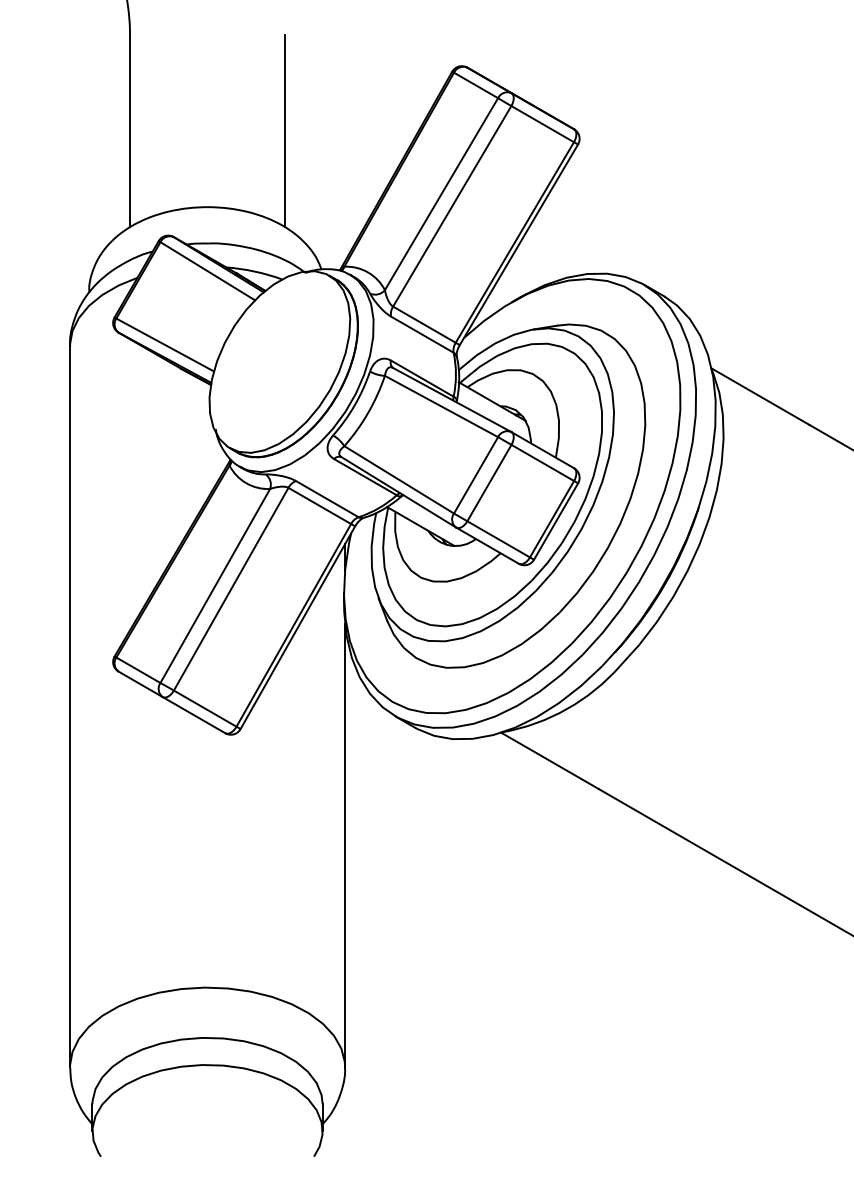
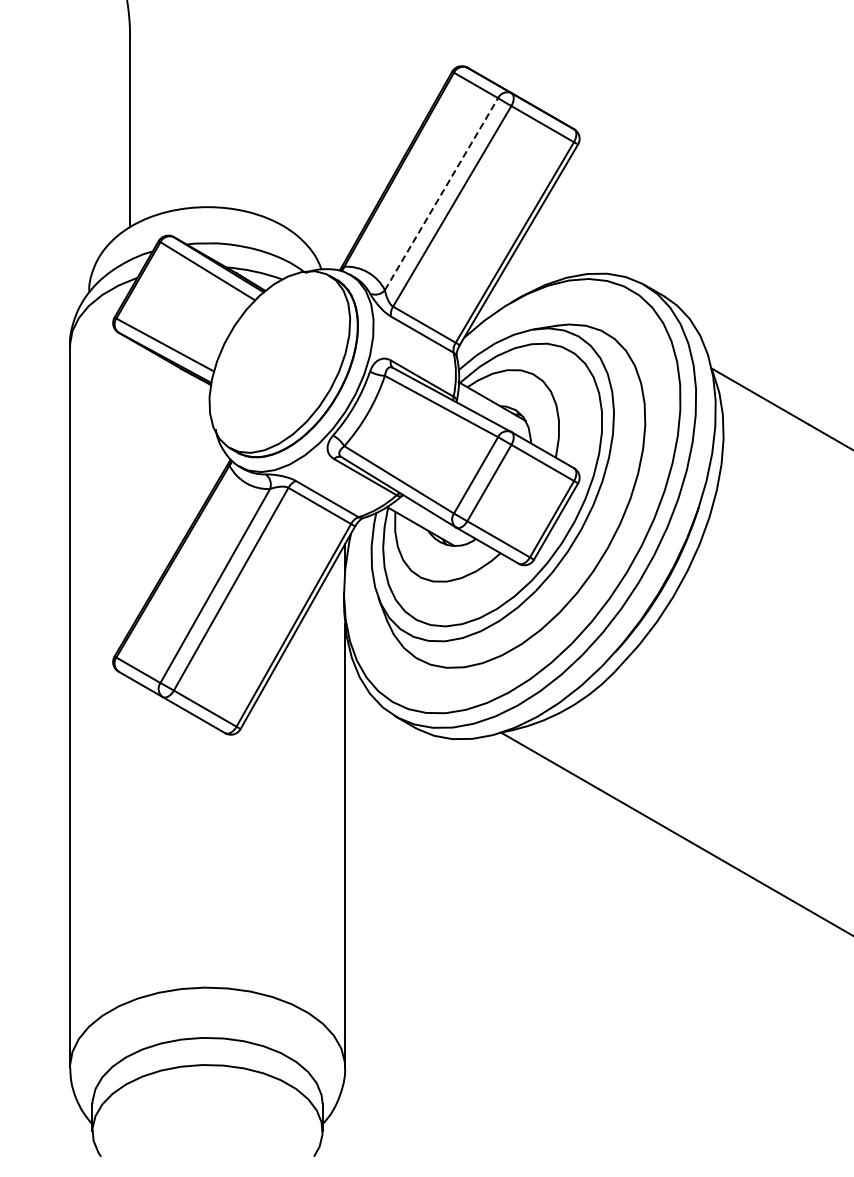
line: present -> none (285, 131)
line: solid -> dashed (441, 193)
